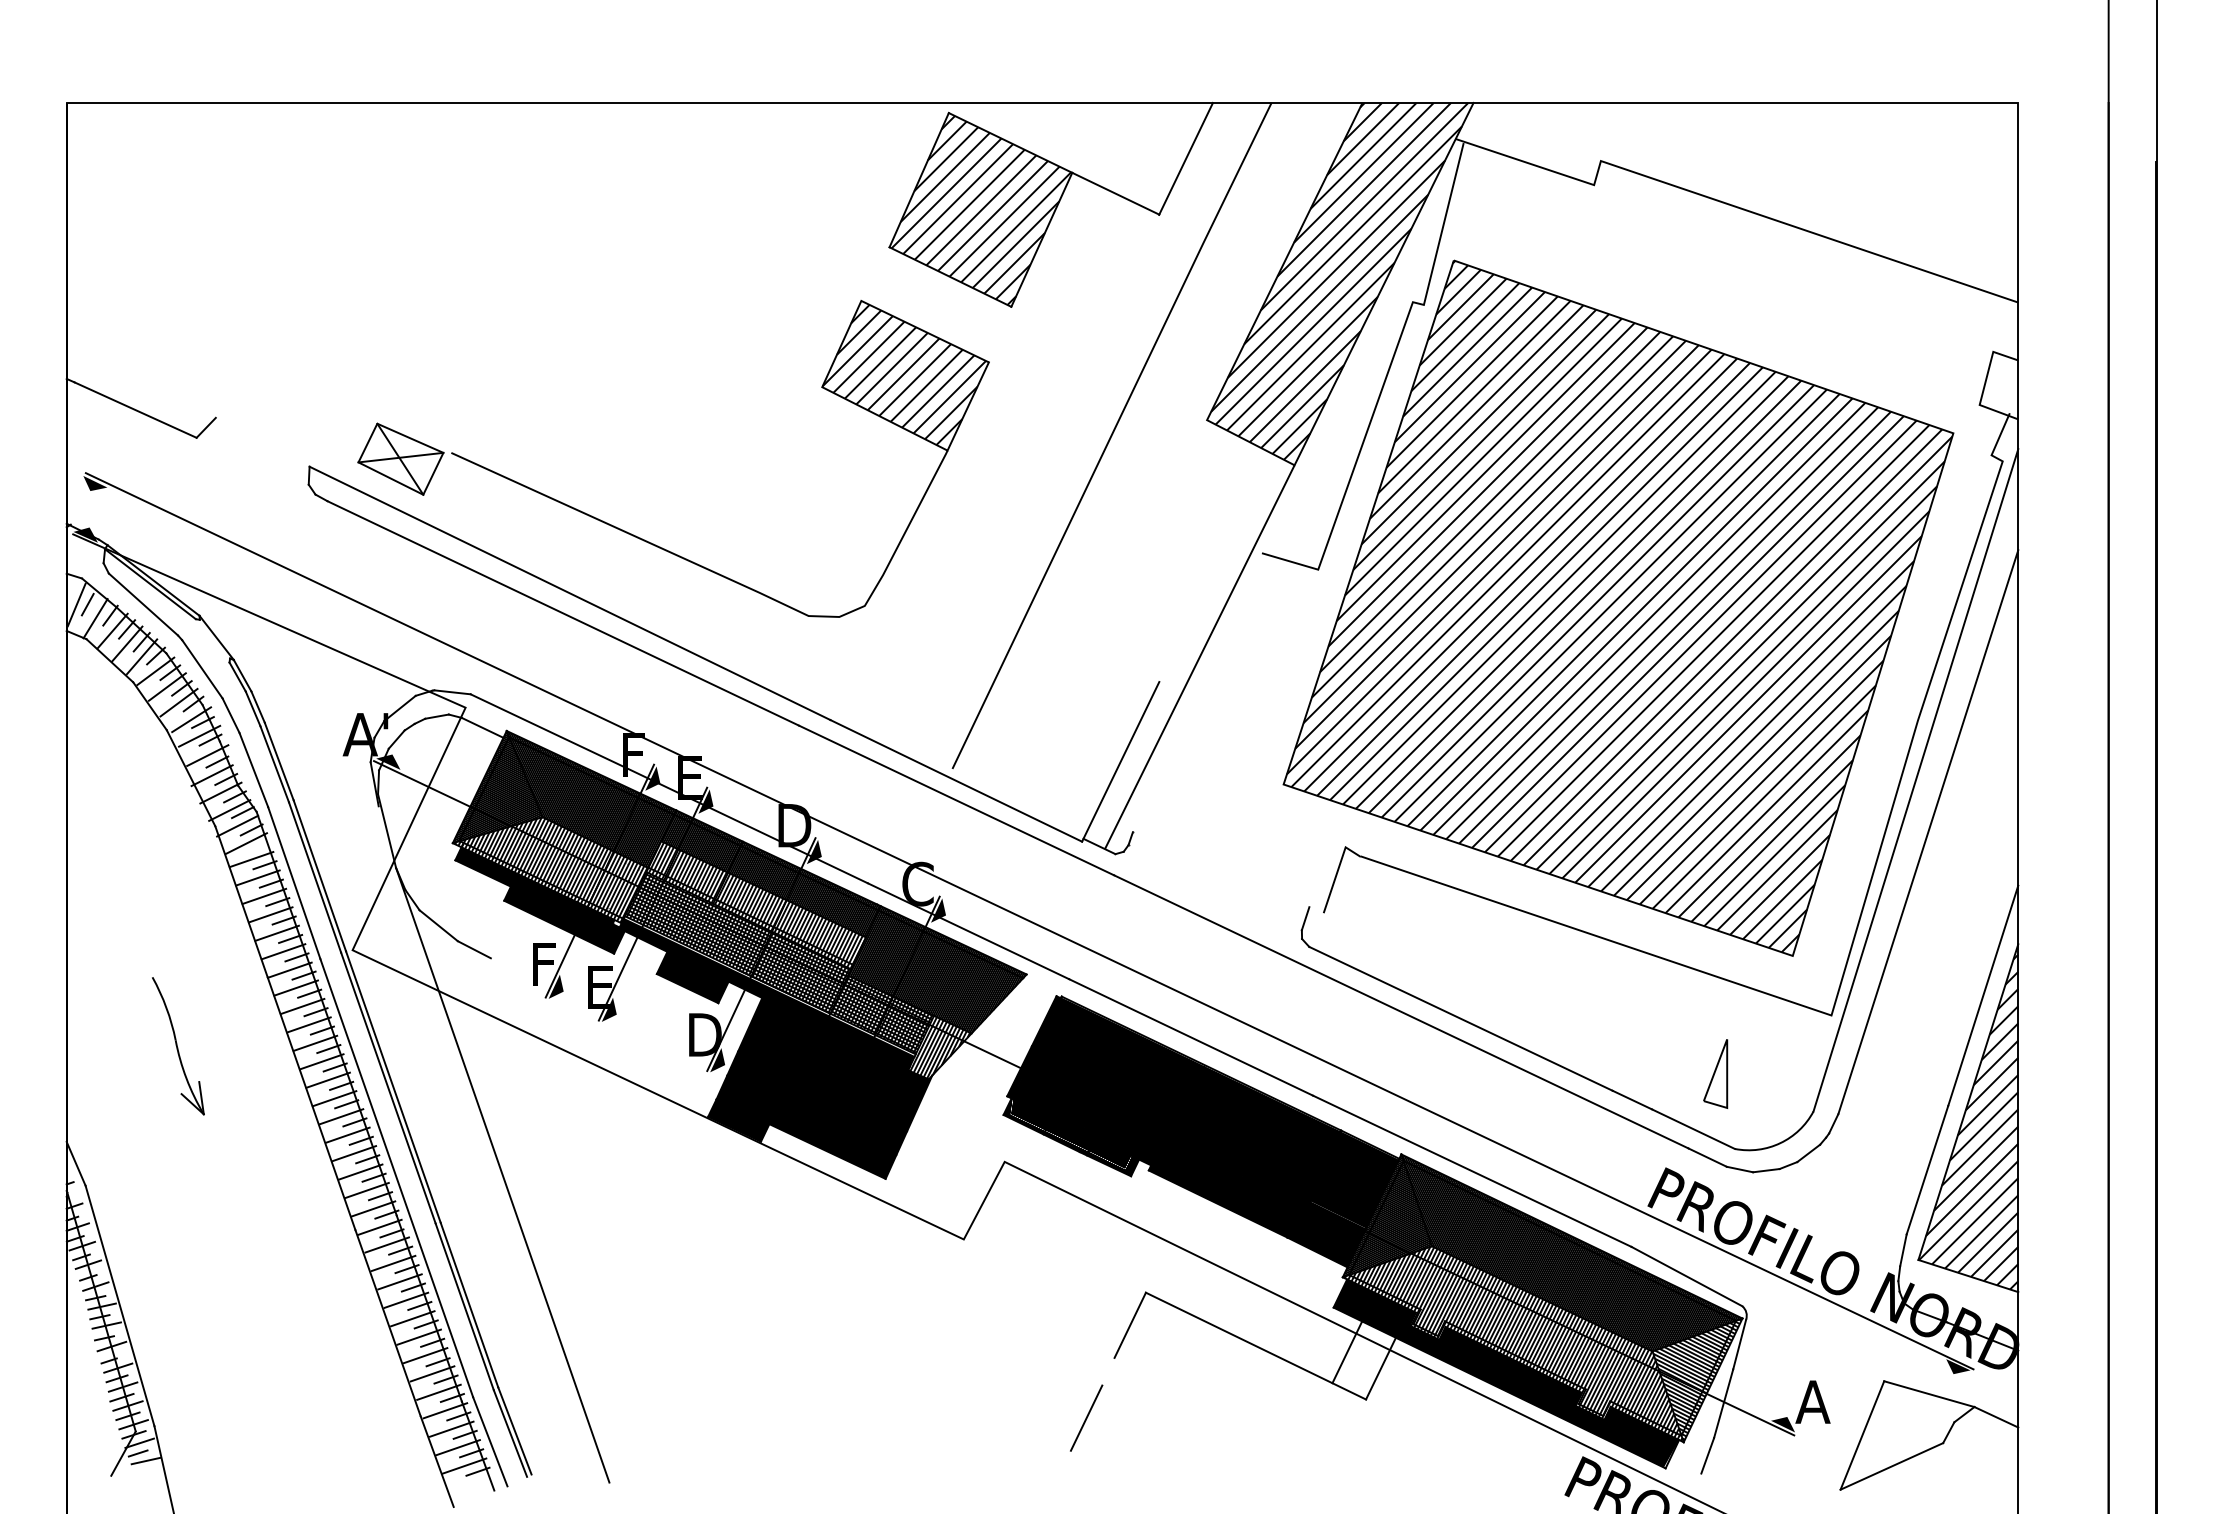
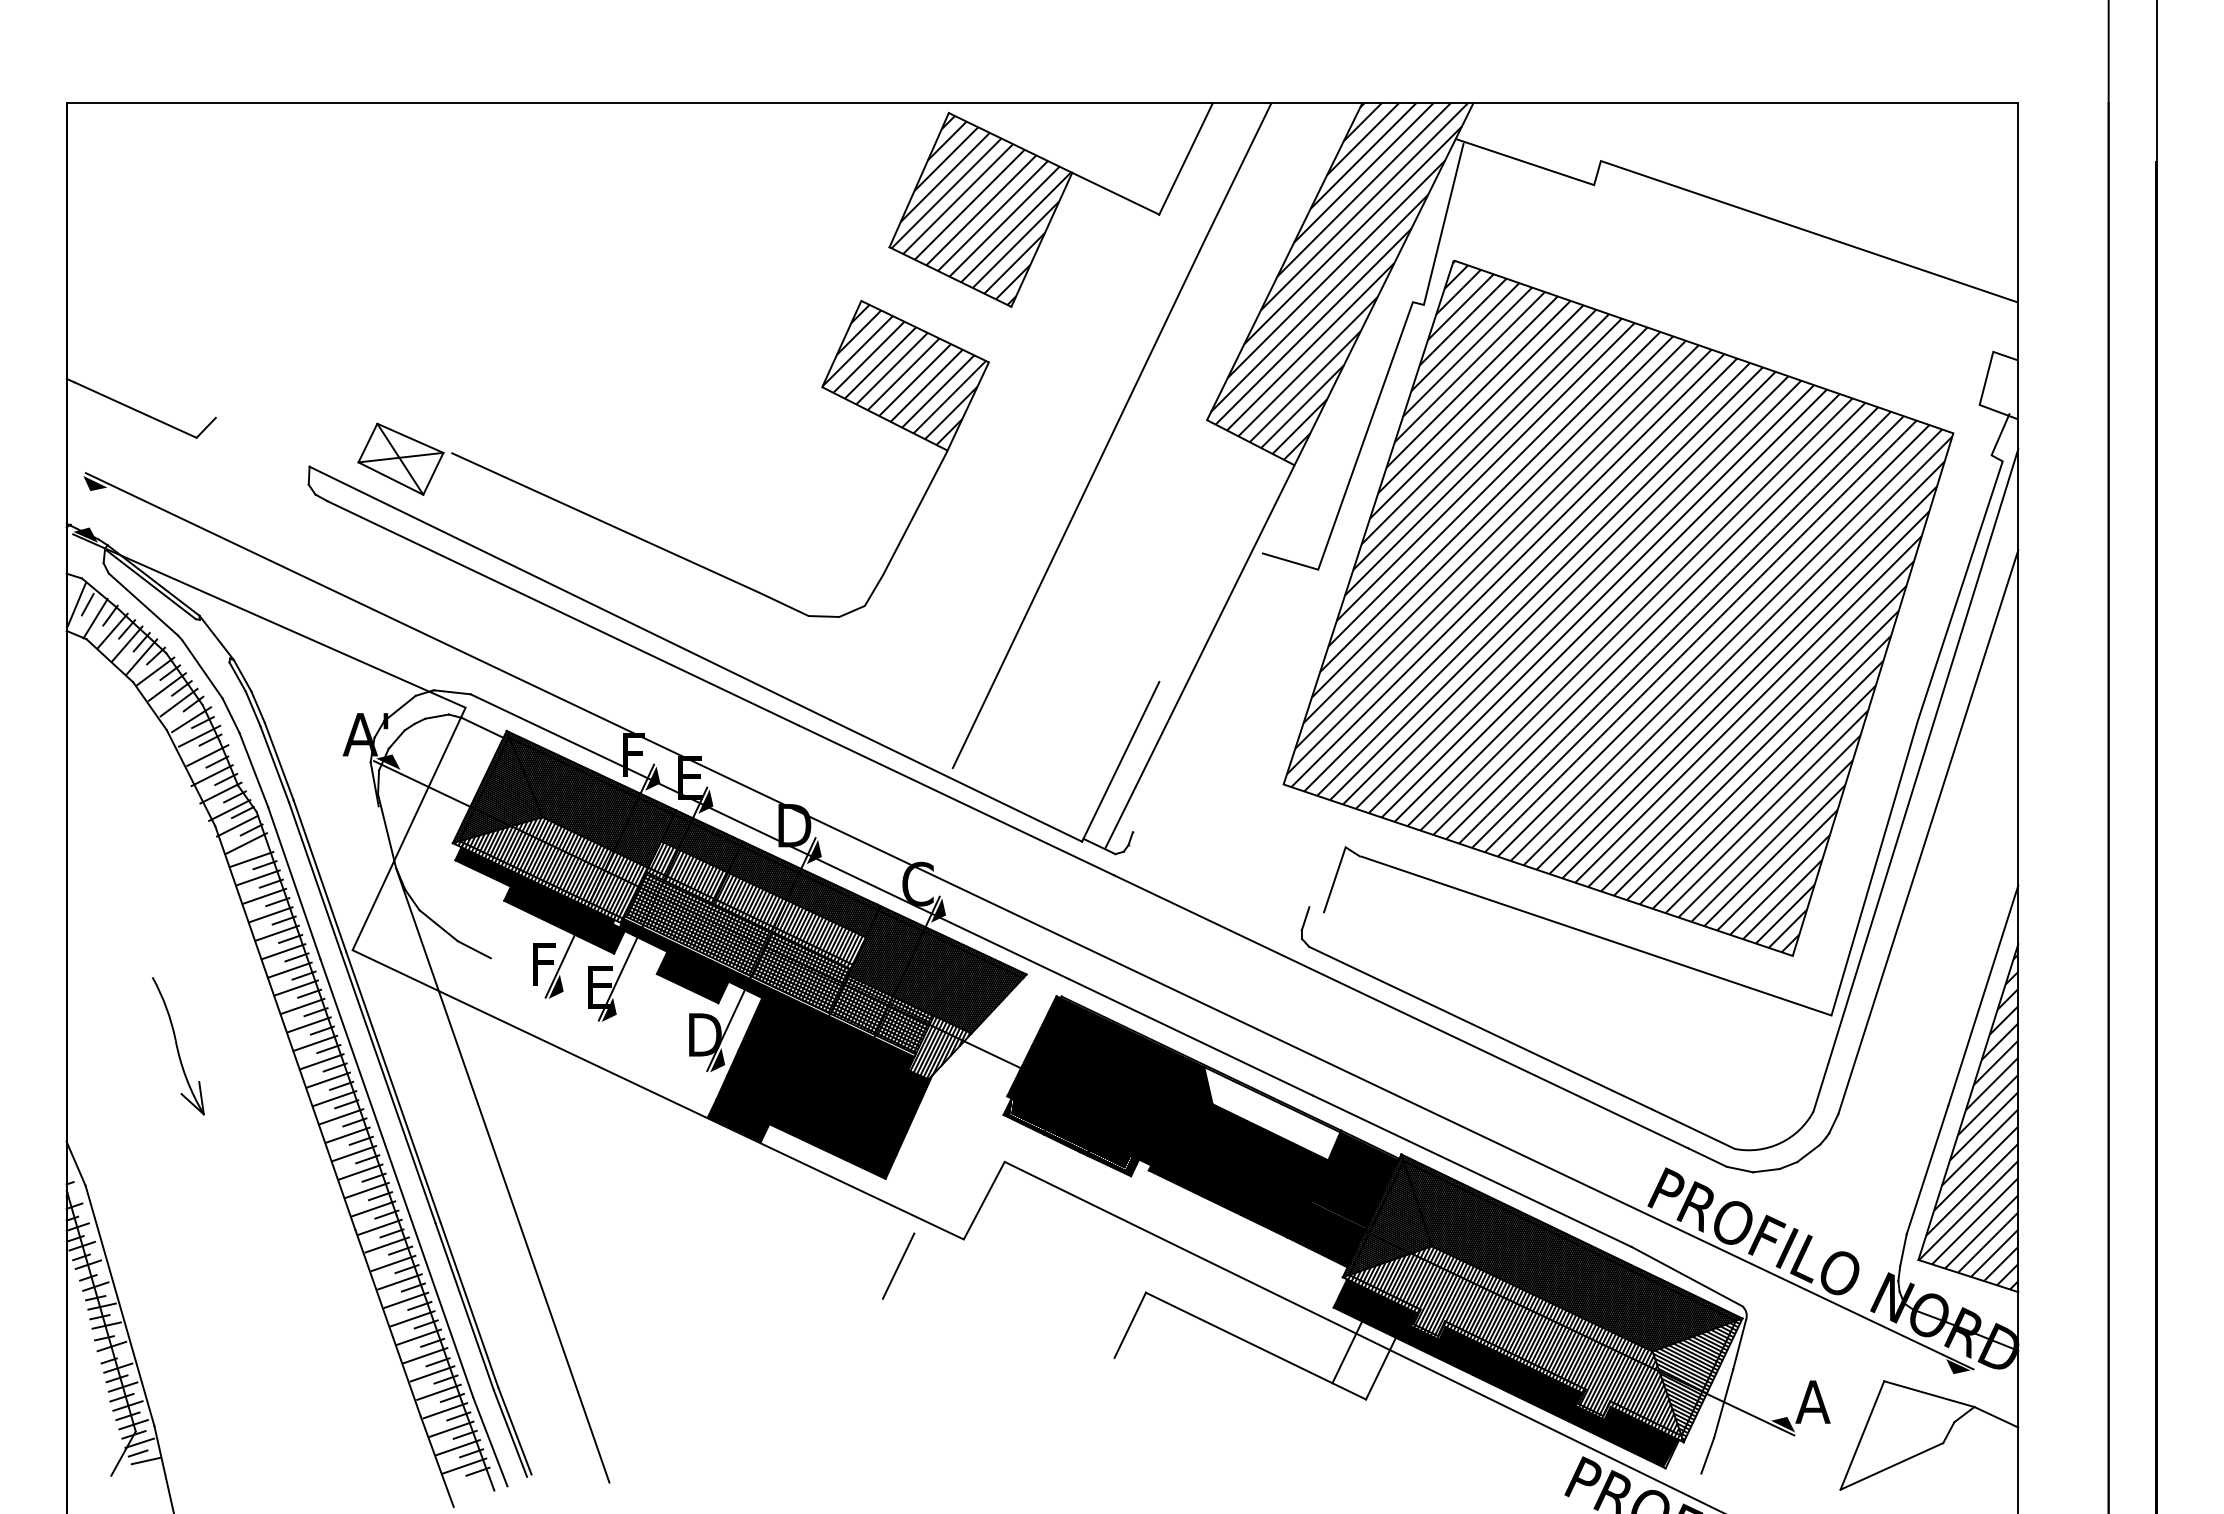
part: present -> none (1715, 1073)
fill: present -> none (1272, 1113)
line position: (1086, 1417) -> (898, 1265) (898, 1265)
